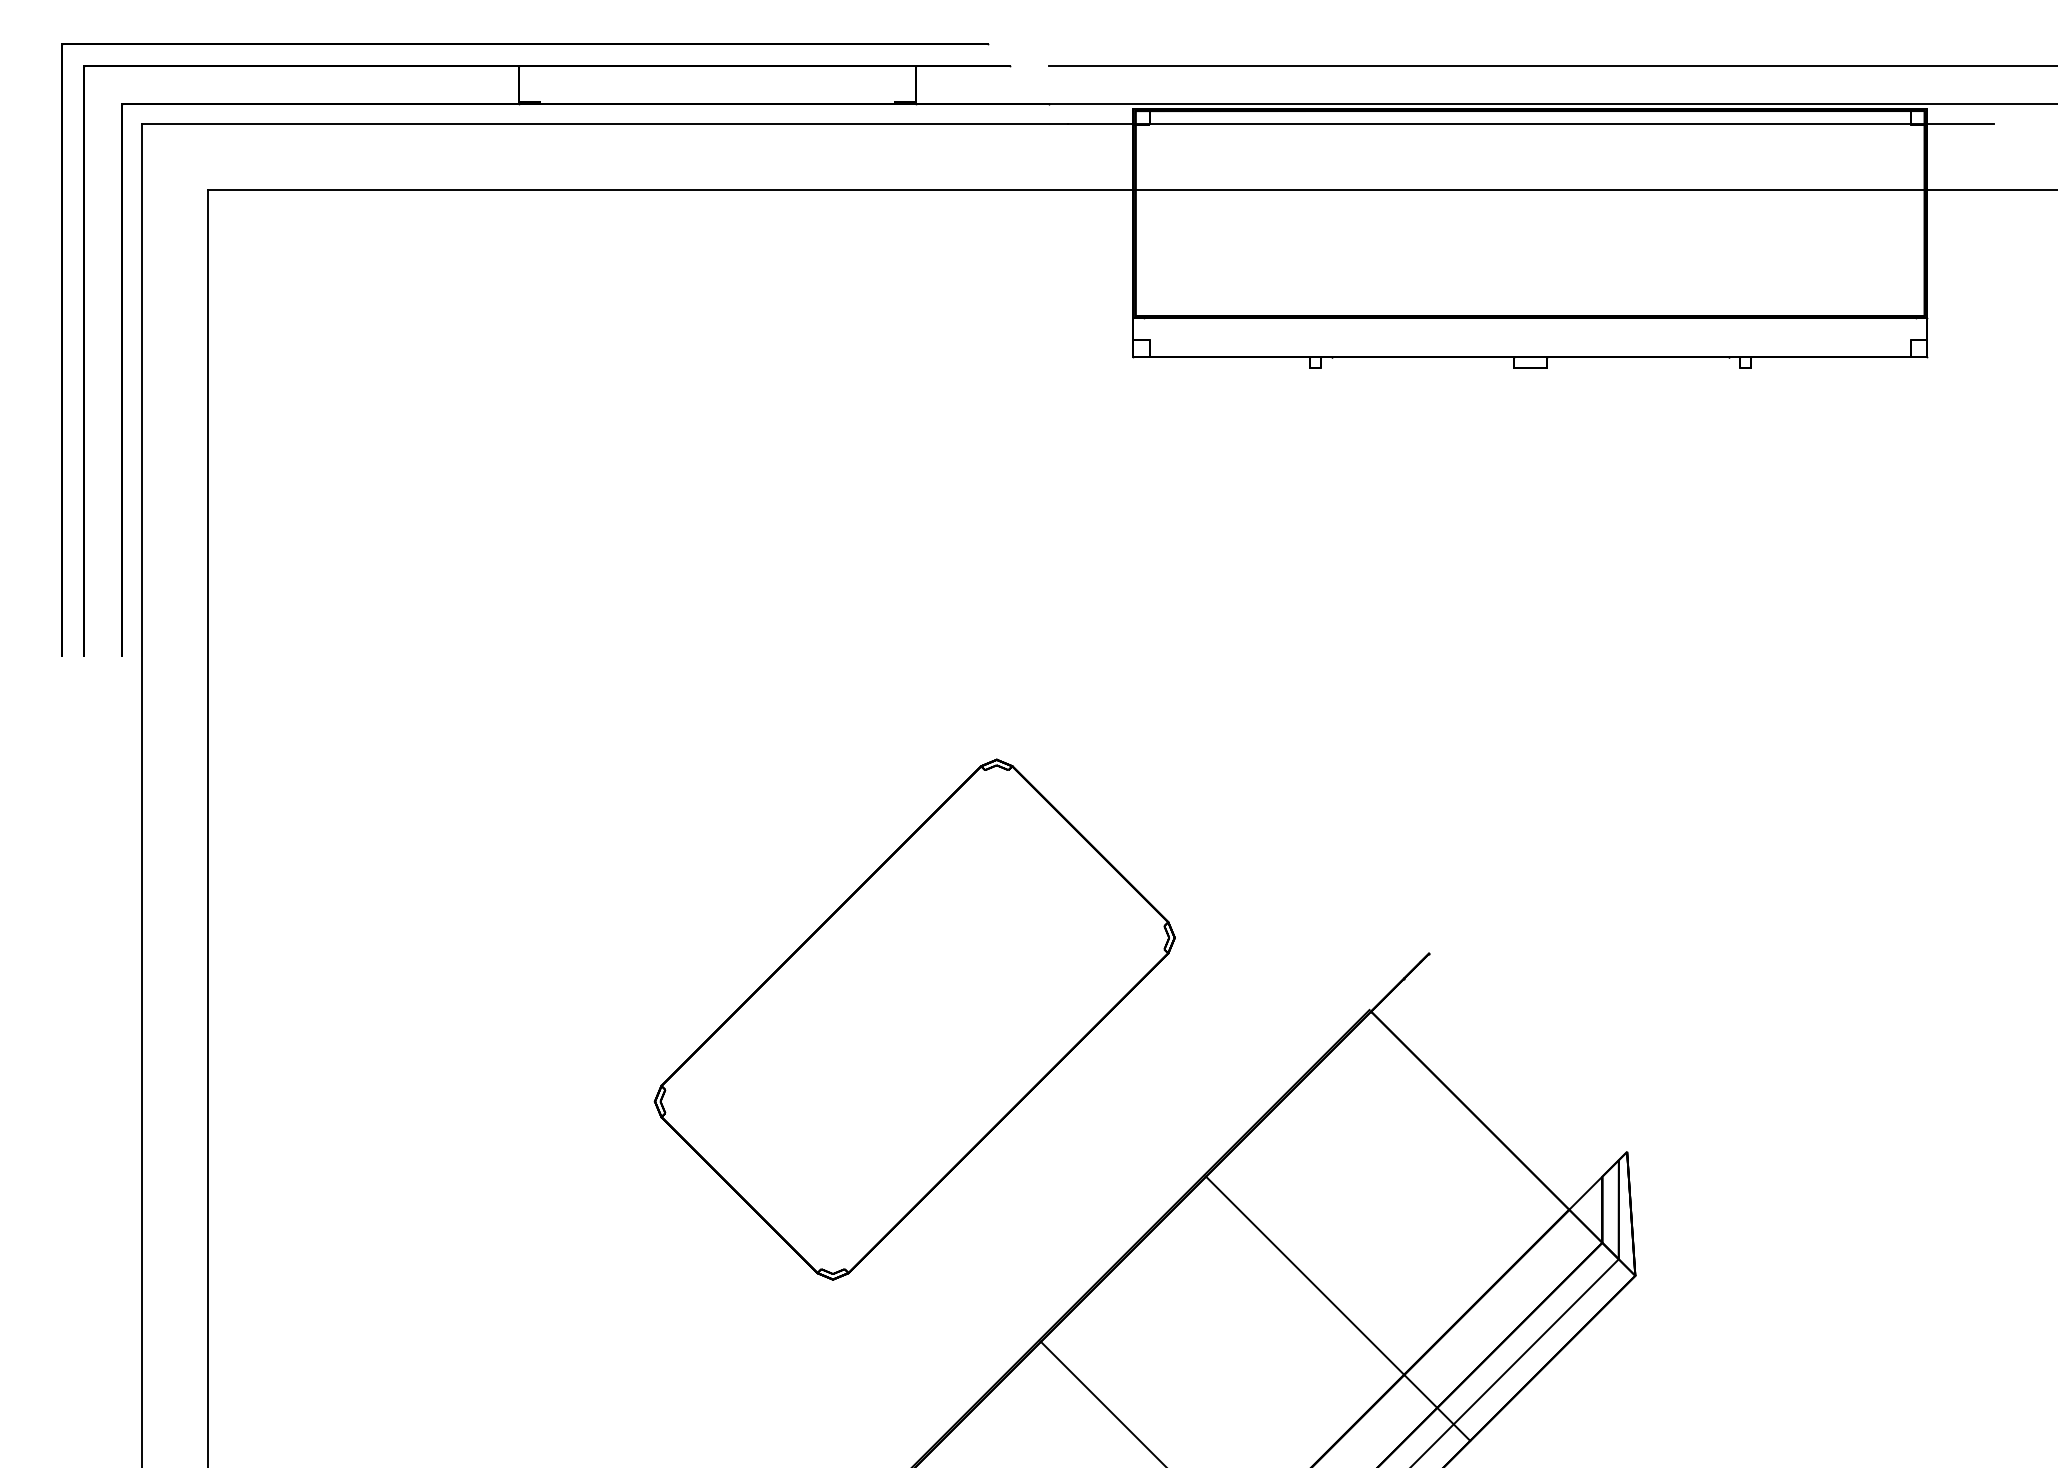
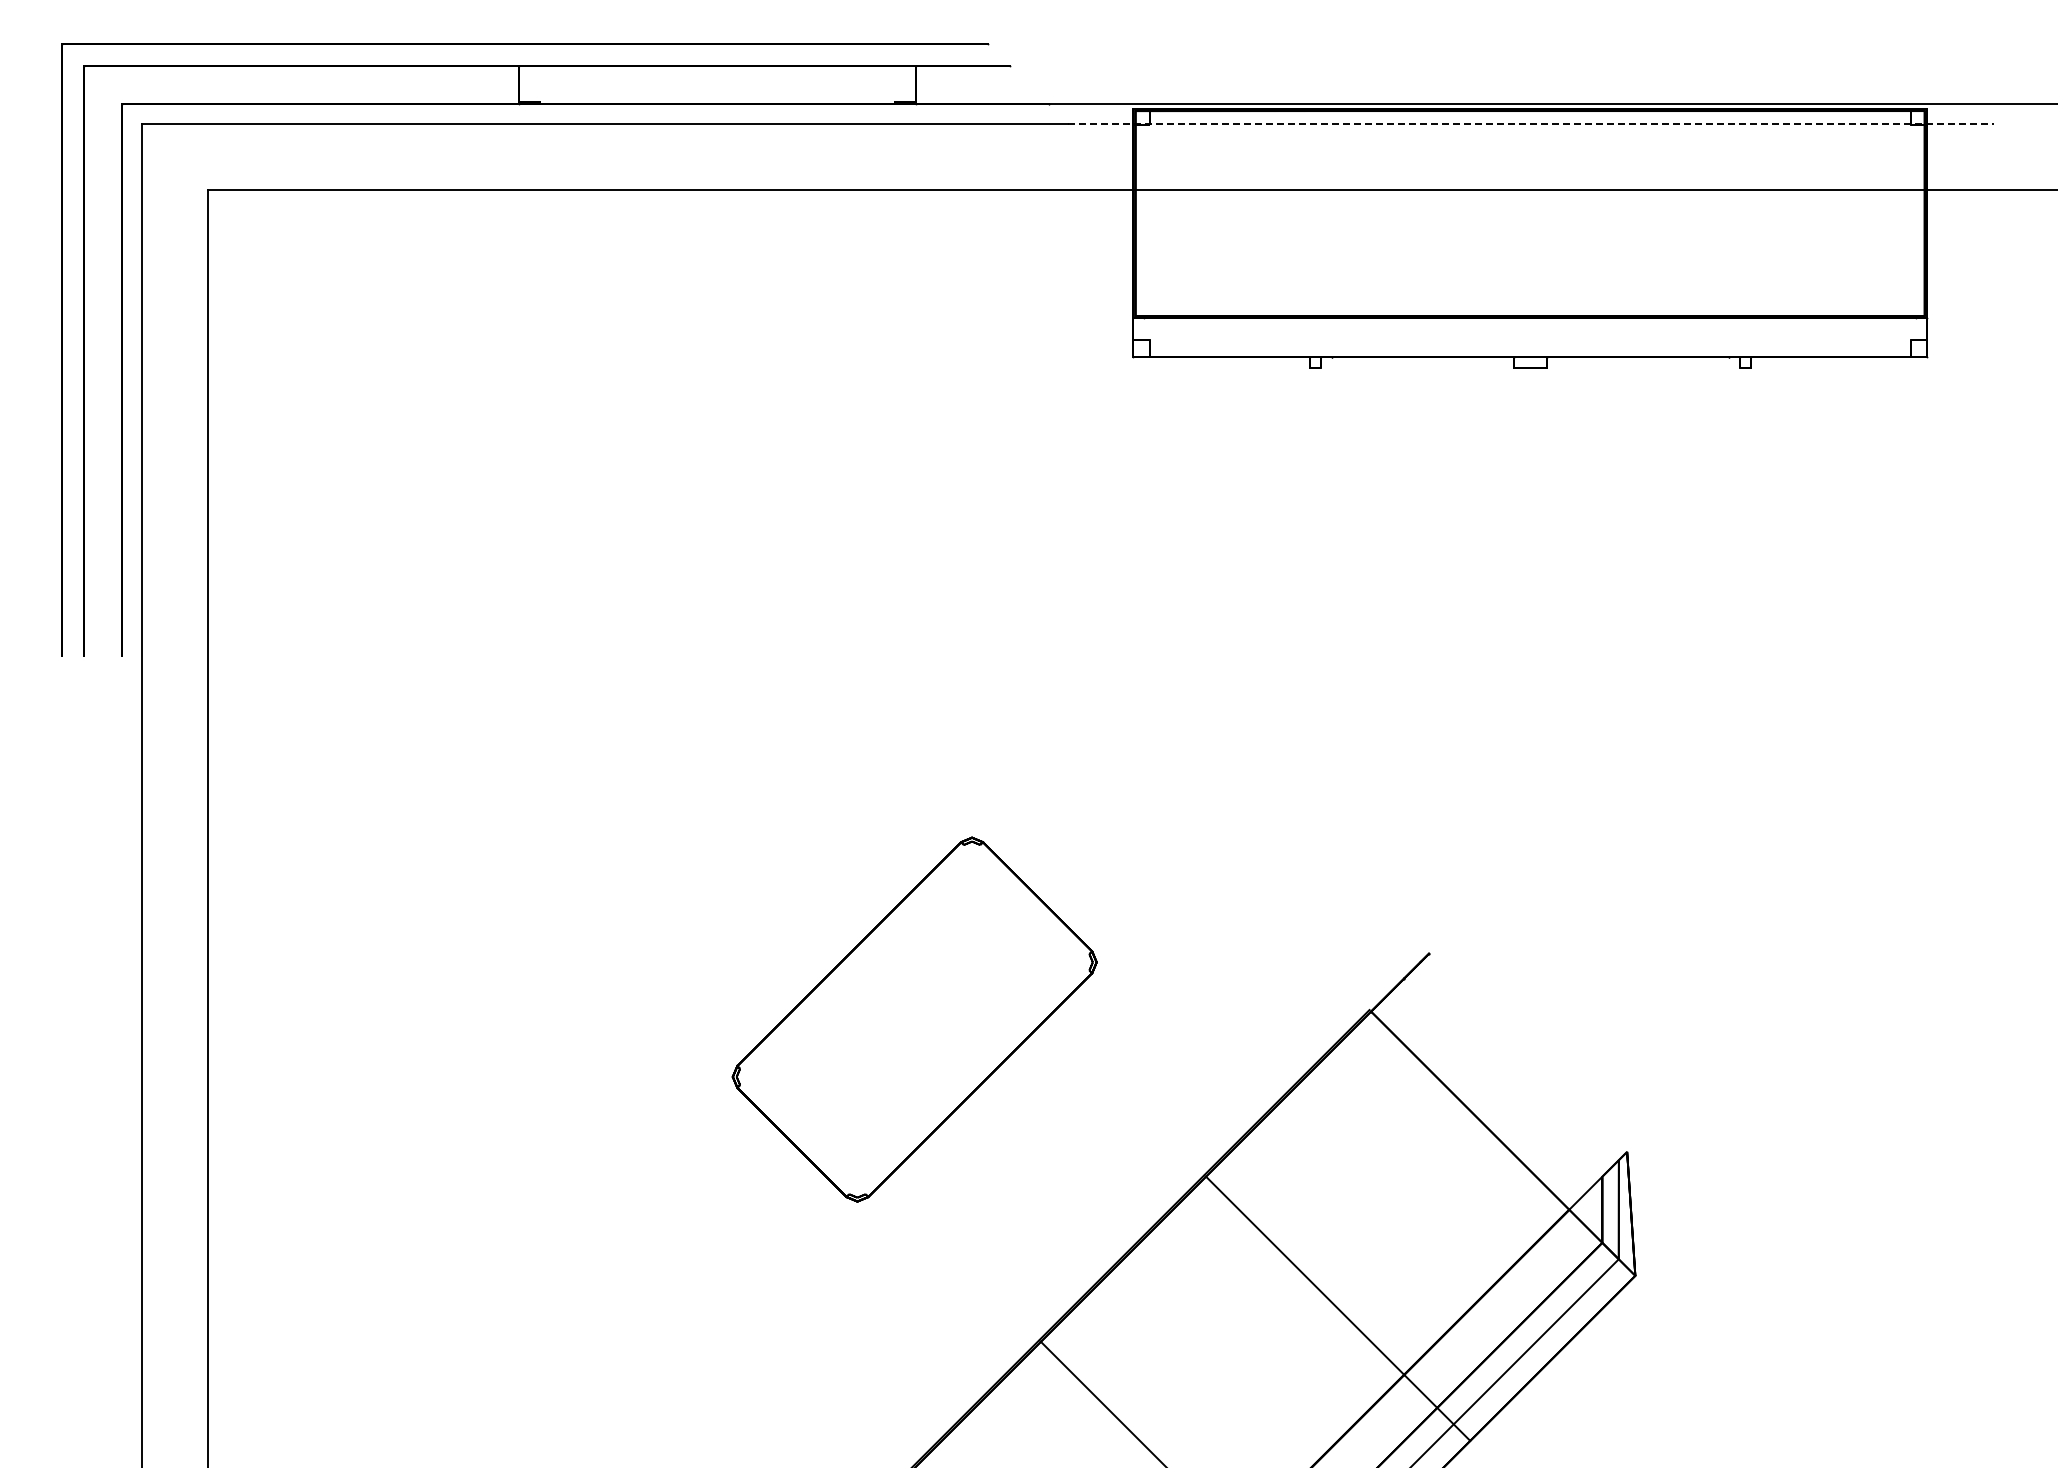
line: present -> none (1551, 65)
line: solid -> dashed (1531, 123)
part size: 523x523 px -> 367x367 px (914, 1019)
